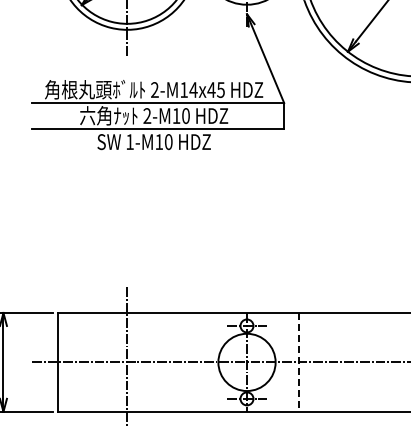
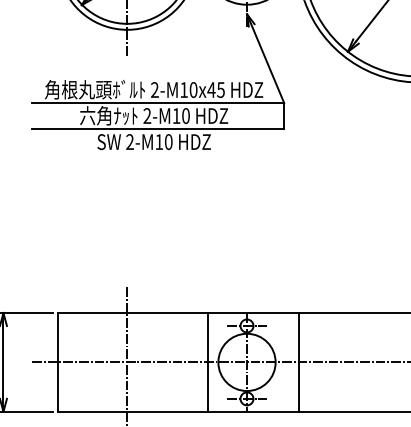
text: 2-M14x45 -> 2-M10x45 (193, 90)
text: 1-M10 -> 2-M10 (129, 141)
line: none -> present (207, 361)
line: dashed -> solid (299, 362)
